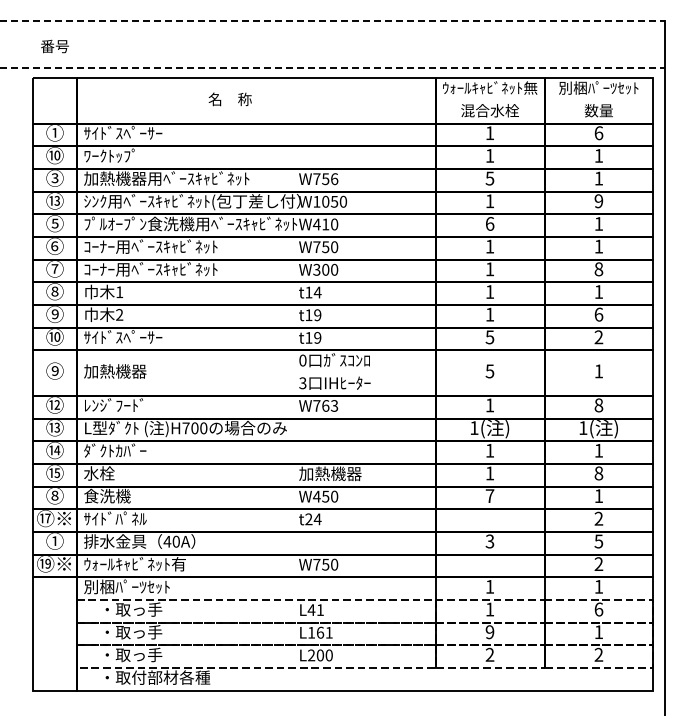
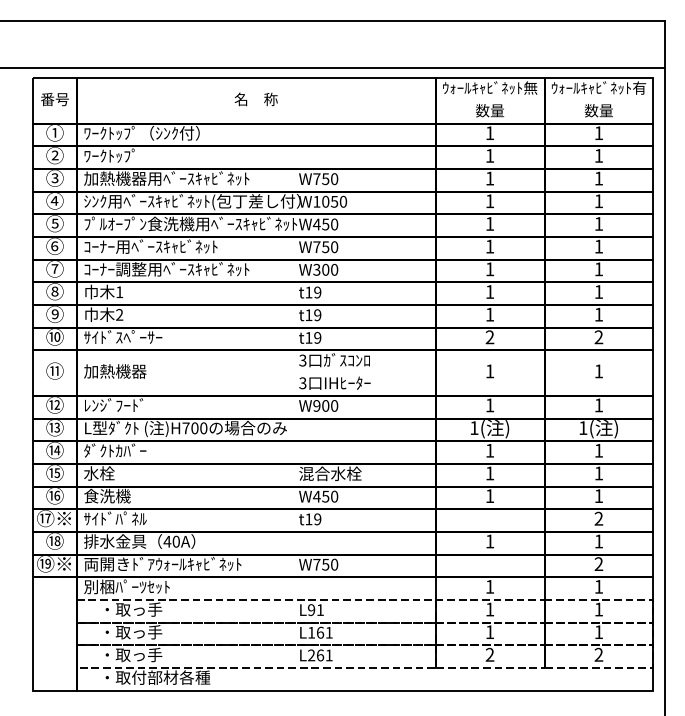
line: dashed -> solid (332, 21)
text position: (54, 46) -> (54, 99) (54, 99)
line: dashed -> solid (332, 68)
text: 別梱ﾊﾟｰﾂｾｯﾄ -> ｳｫｰﾙｷｬﾋﾞﾈｯﾄ有 (598, 87)
text position: (229, 99) -> (255, 99) (255, 99)
text: 混合水栓 -> 数量 (489, 110)
text: ｻｲﾄﾞｽﾍﾟｰｻｰ -> ﾜｰｸﾄｯﾌﾟ（ｼﾝｸ付） (141, 132)
text: 6 -> 1 (598, 133)
text: ⑩ -> ② (54, 155)
text: W756 -> W750 (334, 178)
text: 5 -> 1 (489, 178)
text: ⑬ -> ④ (54, 200)
text: 9 -> 1 (598, 201)
text: 6 -> 1 (490, 223)
text: W410 -> W450 (325, 224)
text: ｺｰﾅｰ用ﾍﾞｰｽｷｬﾋﾞﾈｯﾄ -> ｺｰﾅｰ調整用ﾍﾞｰｽｷｬﾋﾞﾈｯﾄ (182, 269)
text: 8 -> 1 (598, 269)
text: t14 -> t19 (317, 292)
text: 6 -> 1 (598, 314)
text: 5 -> 2 (489, 337)
text: 0 -> 3 (302, 360)
text: ⑨ -> ⑪ (54, 370)
text: 5 -> 1 (489, 371)
text: W763 -> W900 (325, 405)
text: 8 -> 1 (598, 405)
text: 加熱機器 -> 混合水栓 (330, 473)
text: 8 -> 1 (598, 473)
text: ⑧ -> ⑯ (54, 495)
text: 7 -> 1 (489, 495)
text: t24 -> t19 (313, 519)
text: ① -> ⑱ (54, 541)
text: 3 -> 1 (489, 541)
text: 5 -> 1 (598, 541)
text: ｳｫｰﾙｷｬﾋﾞﾈｯﾄ有 -> 両開きﾄﾞｱｳｫｰﾙｷｬﾋﾞﾈｯﾄ (162, 563)
text: 6 -> 1 (598, 609)
text: L41 -> L91 (311, 610)
text: 9 -> 1 (489, 632)
text: L200 -> L261 (324, 655)
